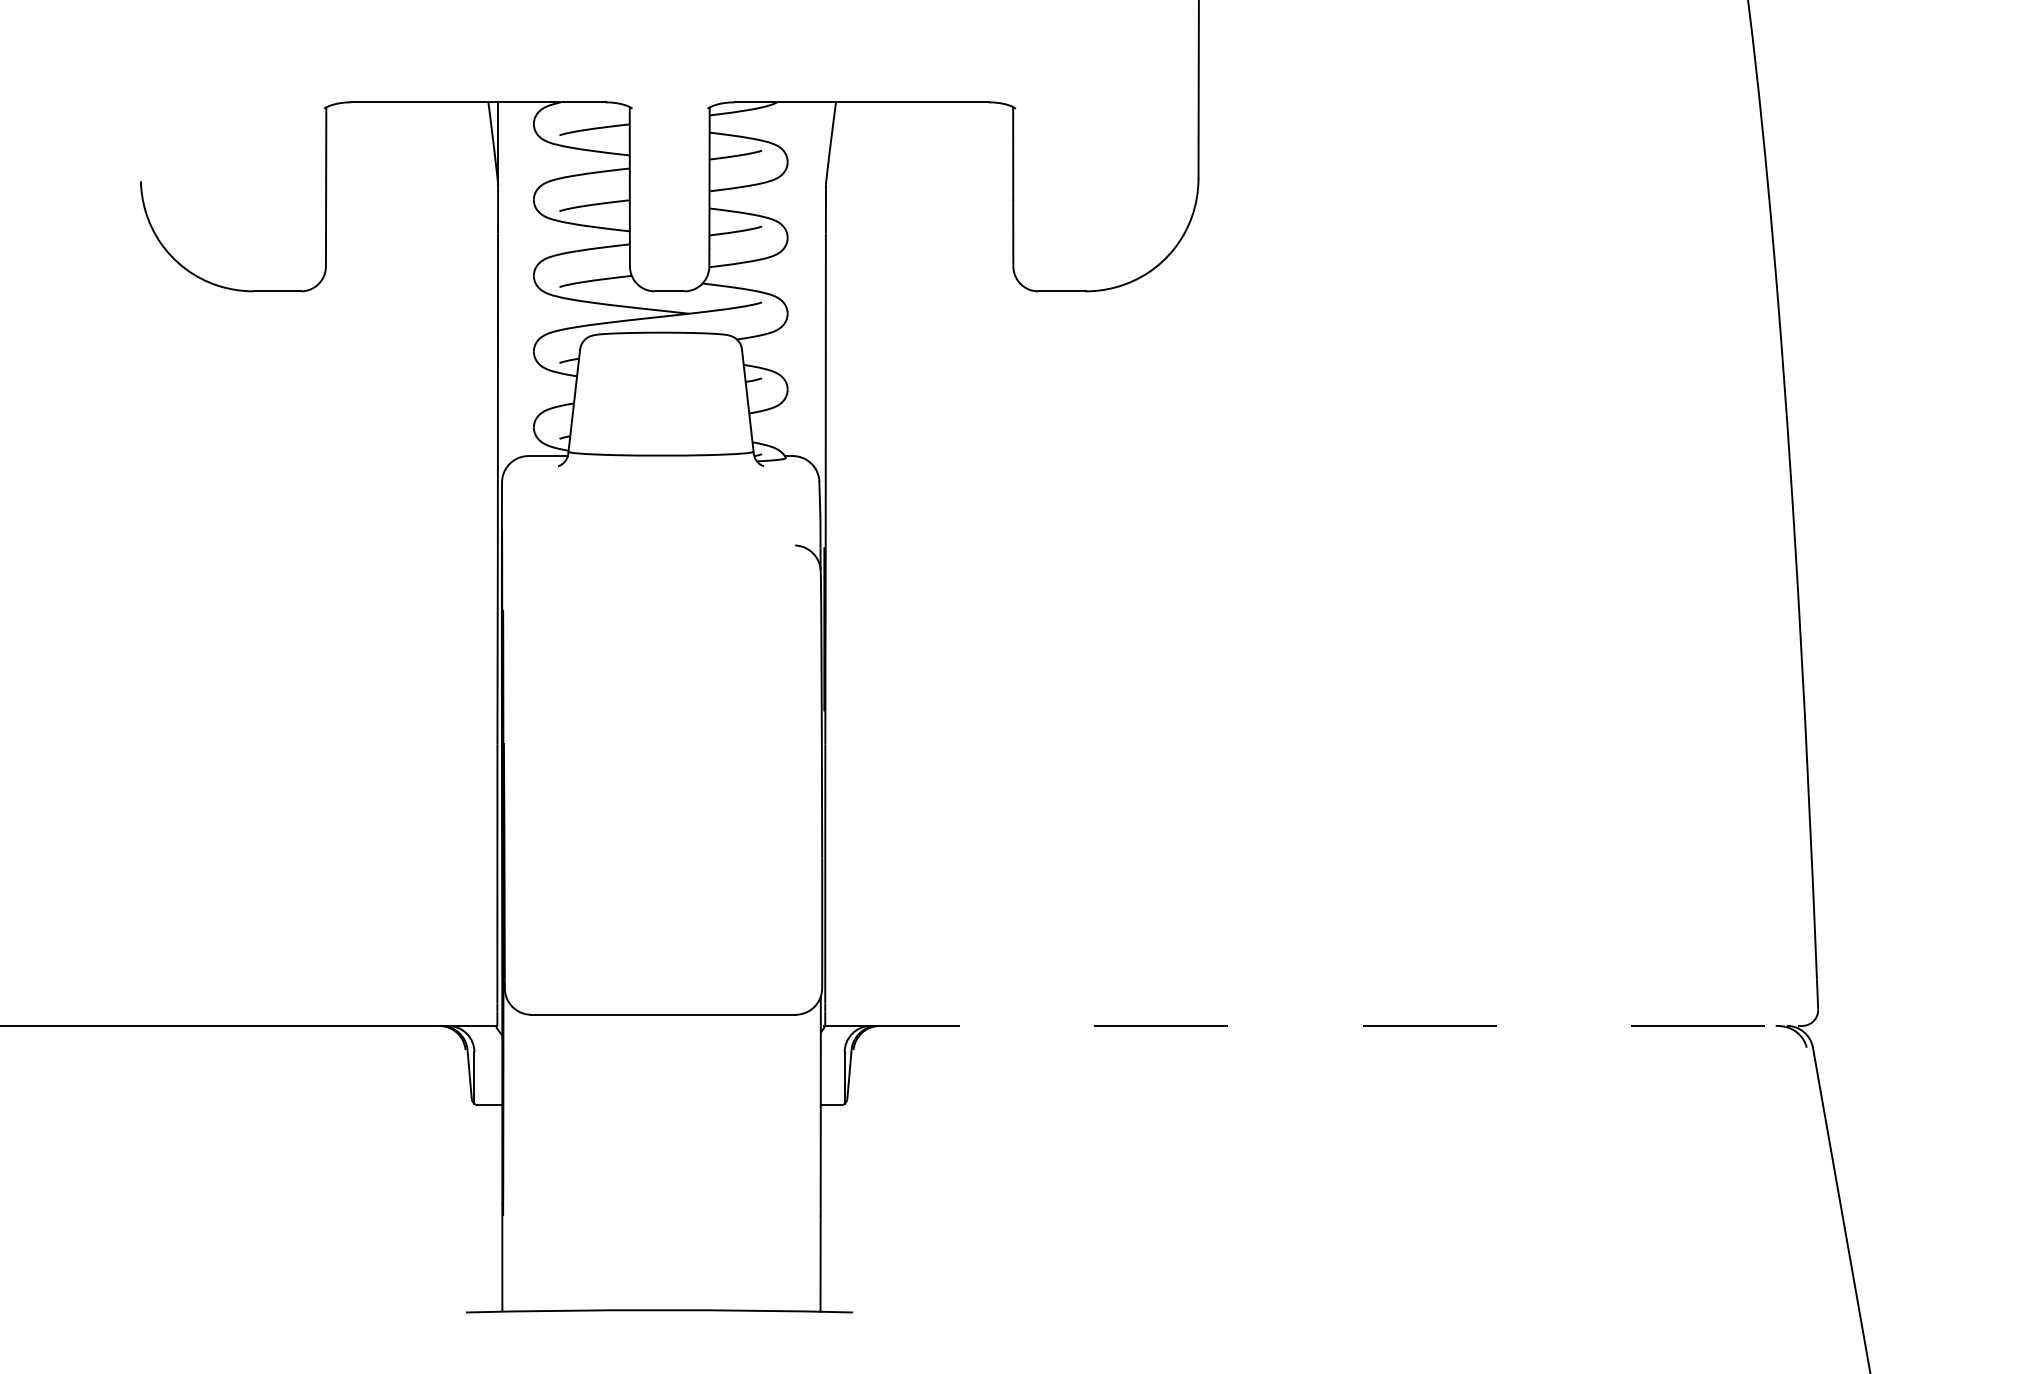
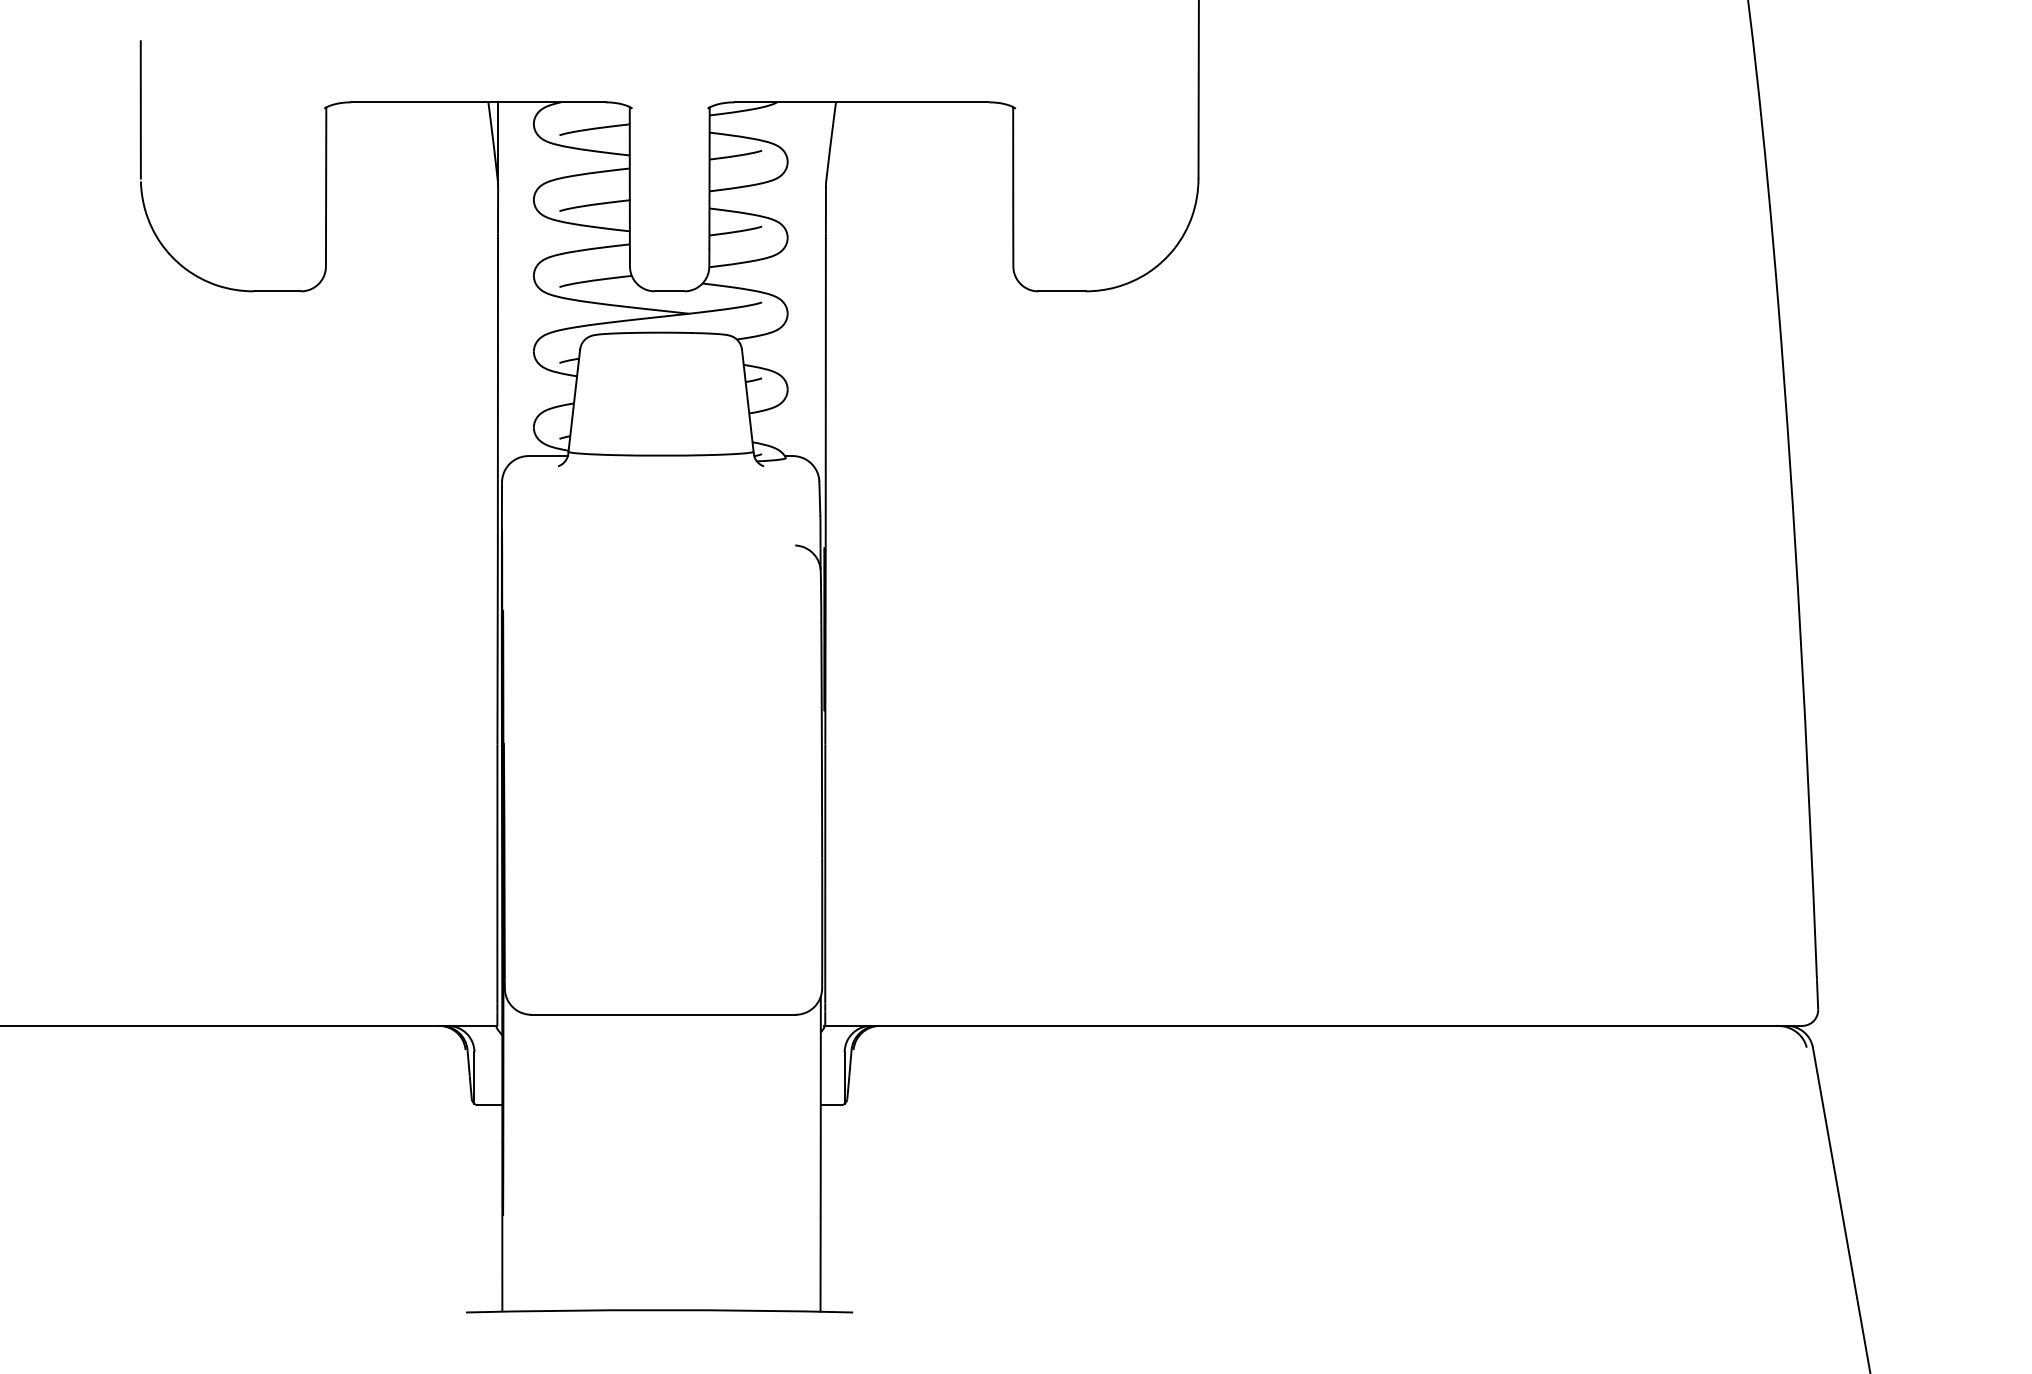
line: none -> present (140, 109)
line: dashed -> solid (1311, 1025)
